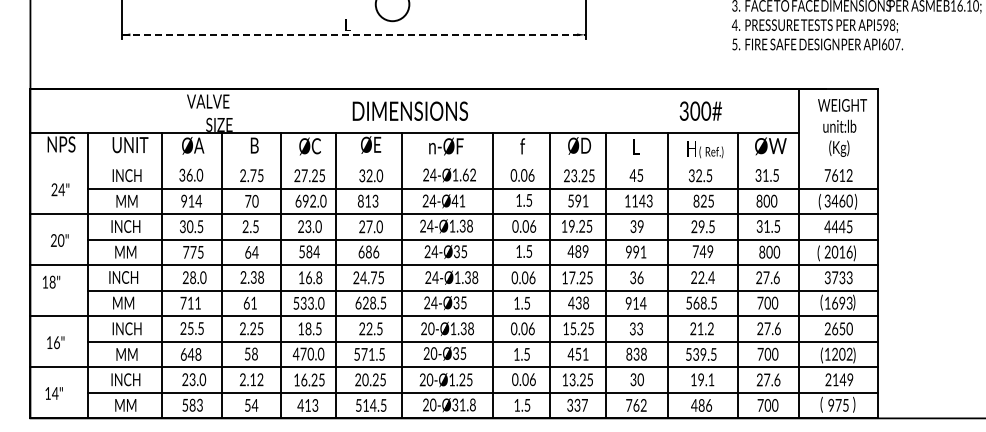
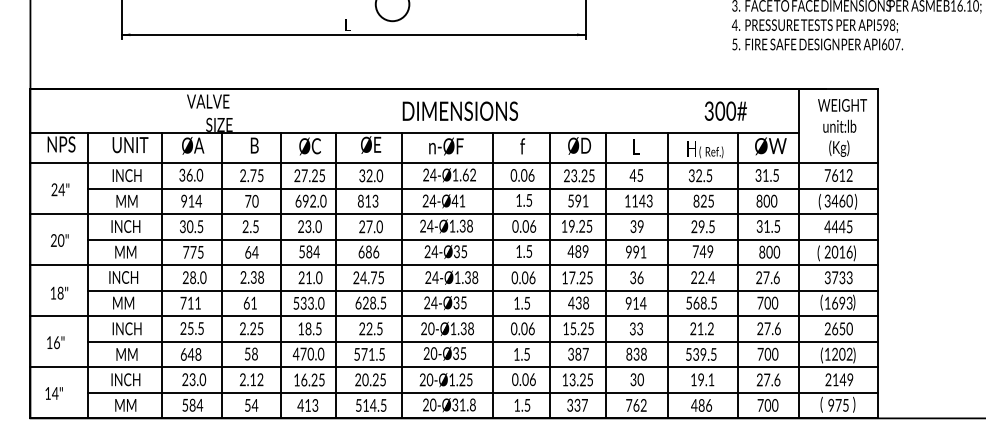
line: dashed -> solid (353, 34)
text position: (409, 110) -> (459, 110) (459, 110)
text position: (700, 110) -> (725, 110) (725, 110)
line: none -> present (454, 163)
text: 16.8 -> 21.0 (310, 277)
text position: (51, 281) -> (59, 292) (59, 292)
text: 451 -> 387 (577, 353)
text: 583 -> 584 (199, 404)
